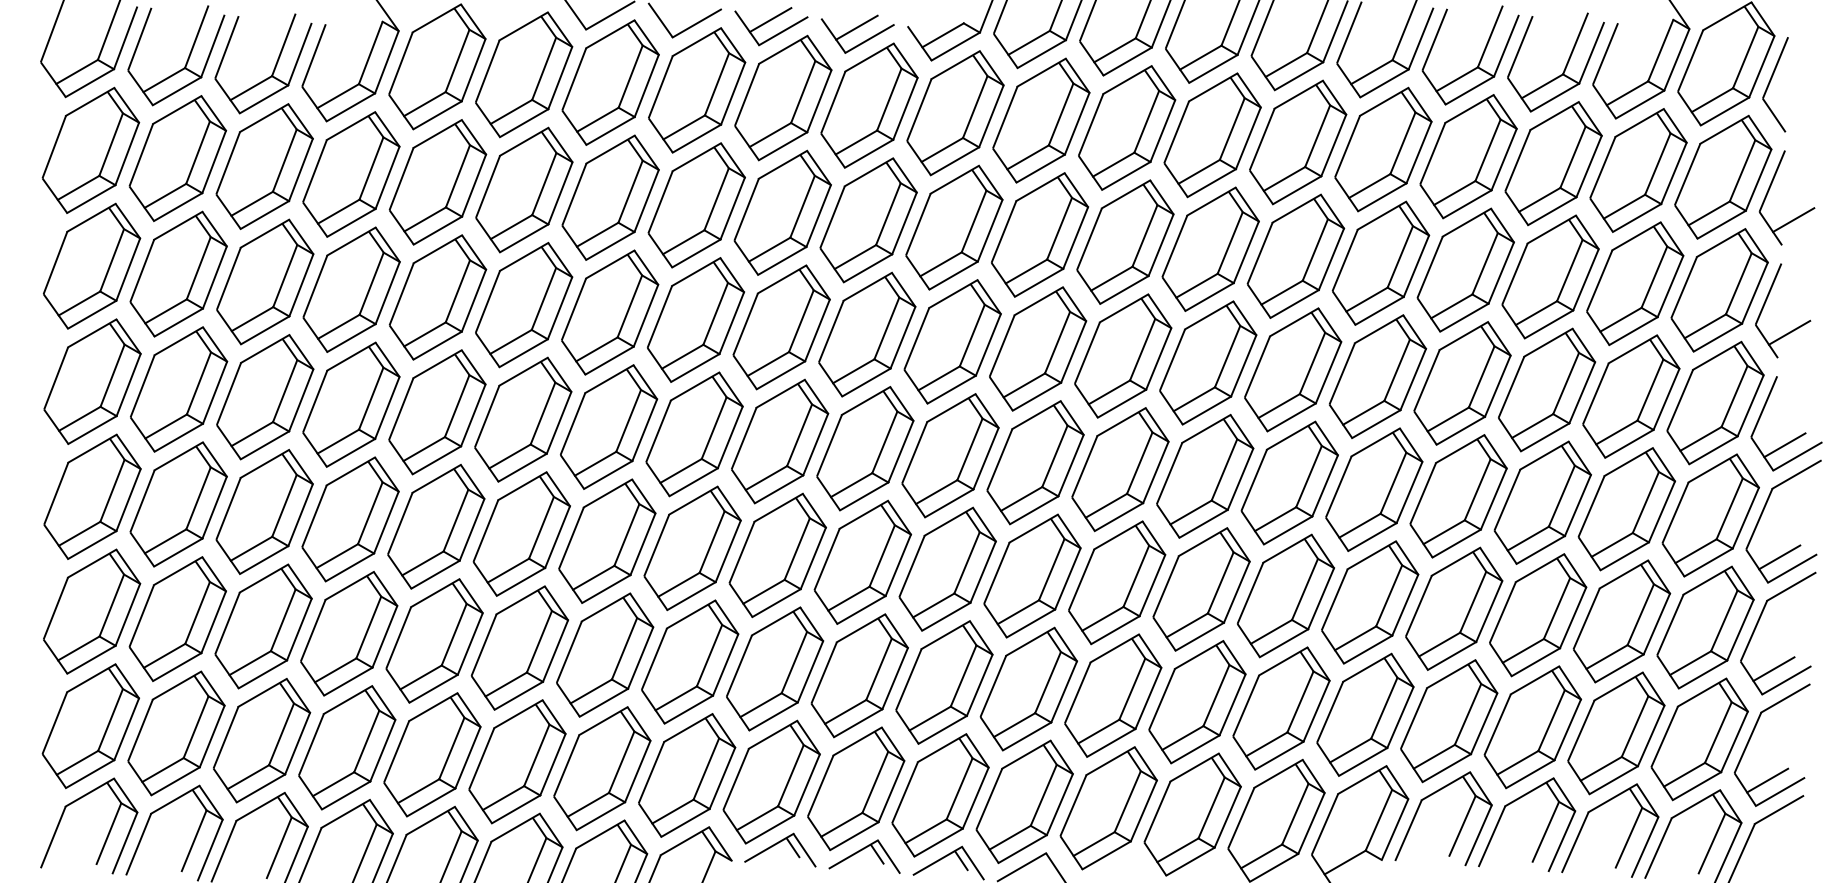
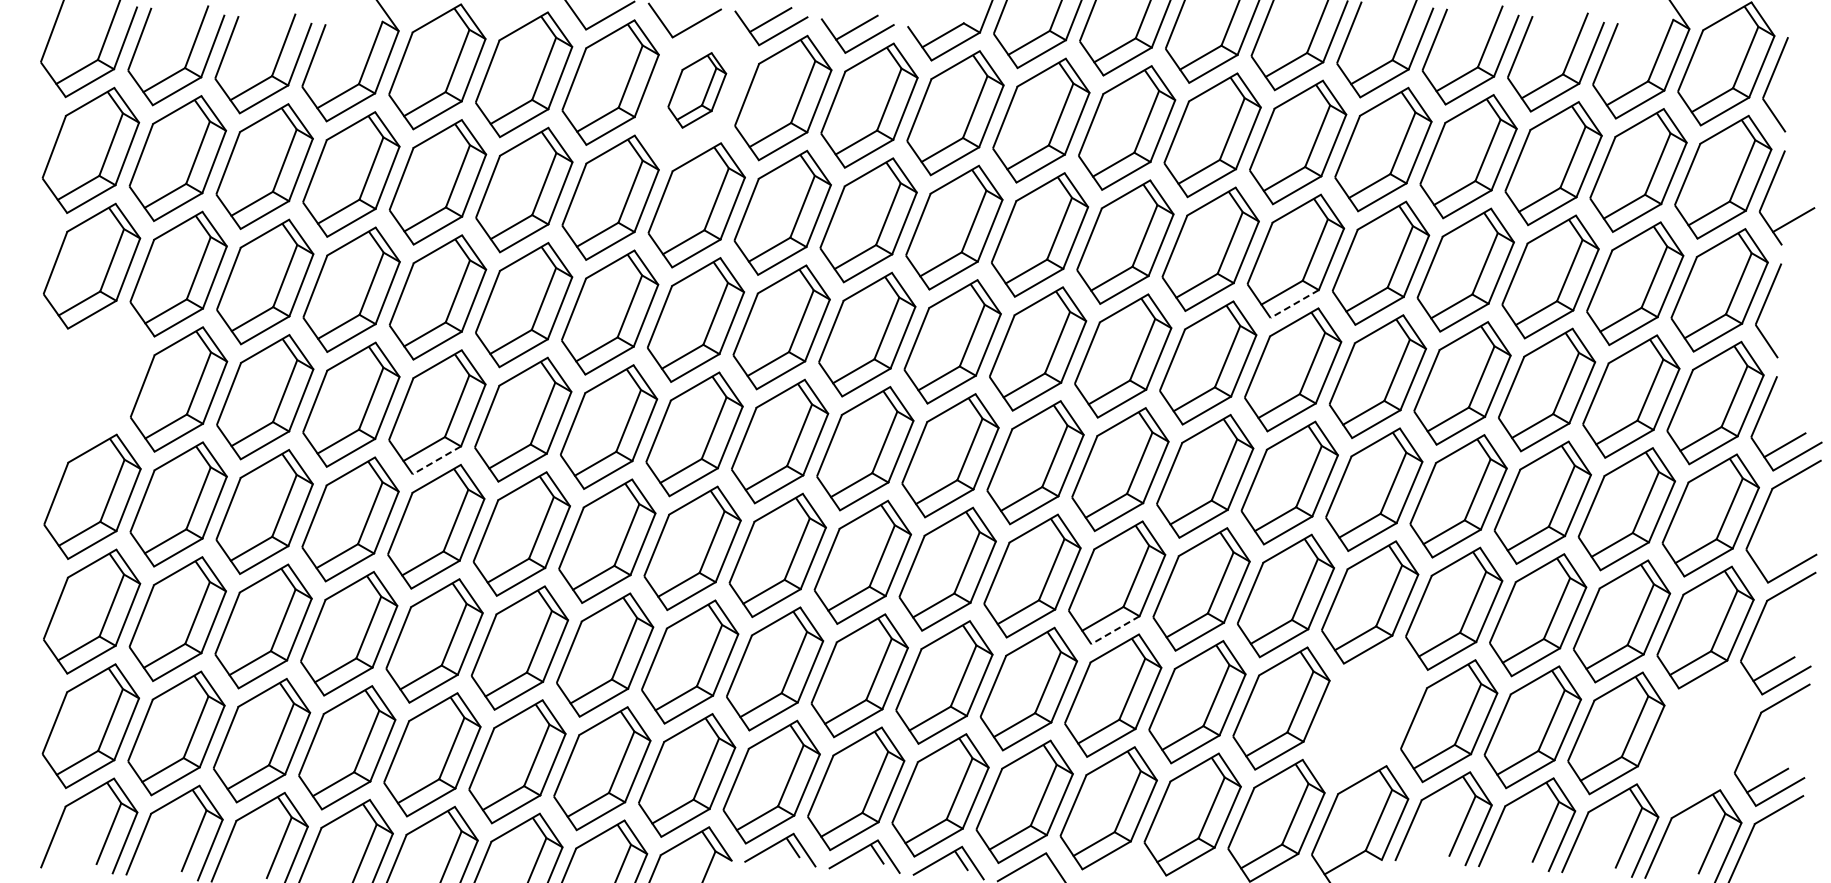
part size: 99x127 px -> 61x77 px (697, 90)
line: solid -> dashed (1294, 304)
line: present -> none (1789, 332)
part: present -> none (92, 381)
line: solid -> dashed (436, 460)
line: present -> none (1779, 557)
line: solid -> dashed (1115, 630)
part: present -> none (1365, 714)
part: present -> none (1699, 739)
